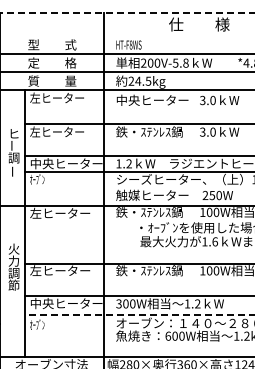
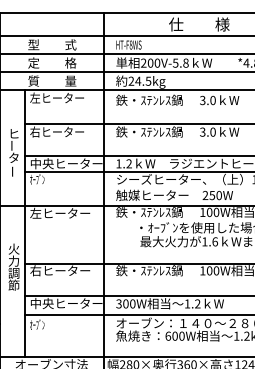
line: dashed -> solid (127, 13)
line: none -> present (126, 36)
text: 中央ヒーター -> 鉄・ｽﾃﾝﾚｽ鍋 (152, 99)
text: 左ヒーター -> 右ヒーター (35, 131)
text: 調 -> タ (13, 157)
text: 左ヒーター -> 右ヒーター (35, 270)
line: dashed -> solid (139, 314)
